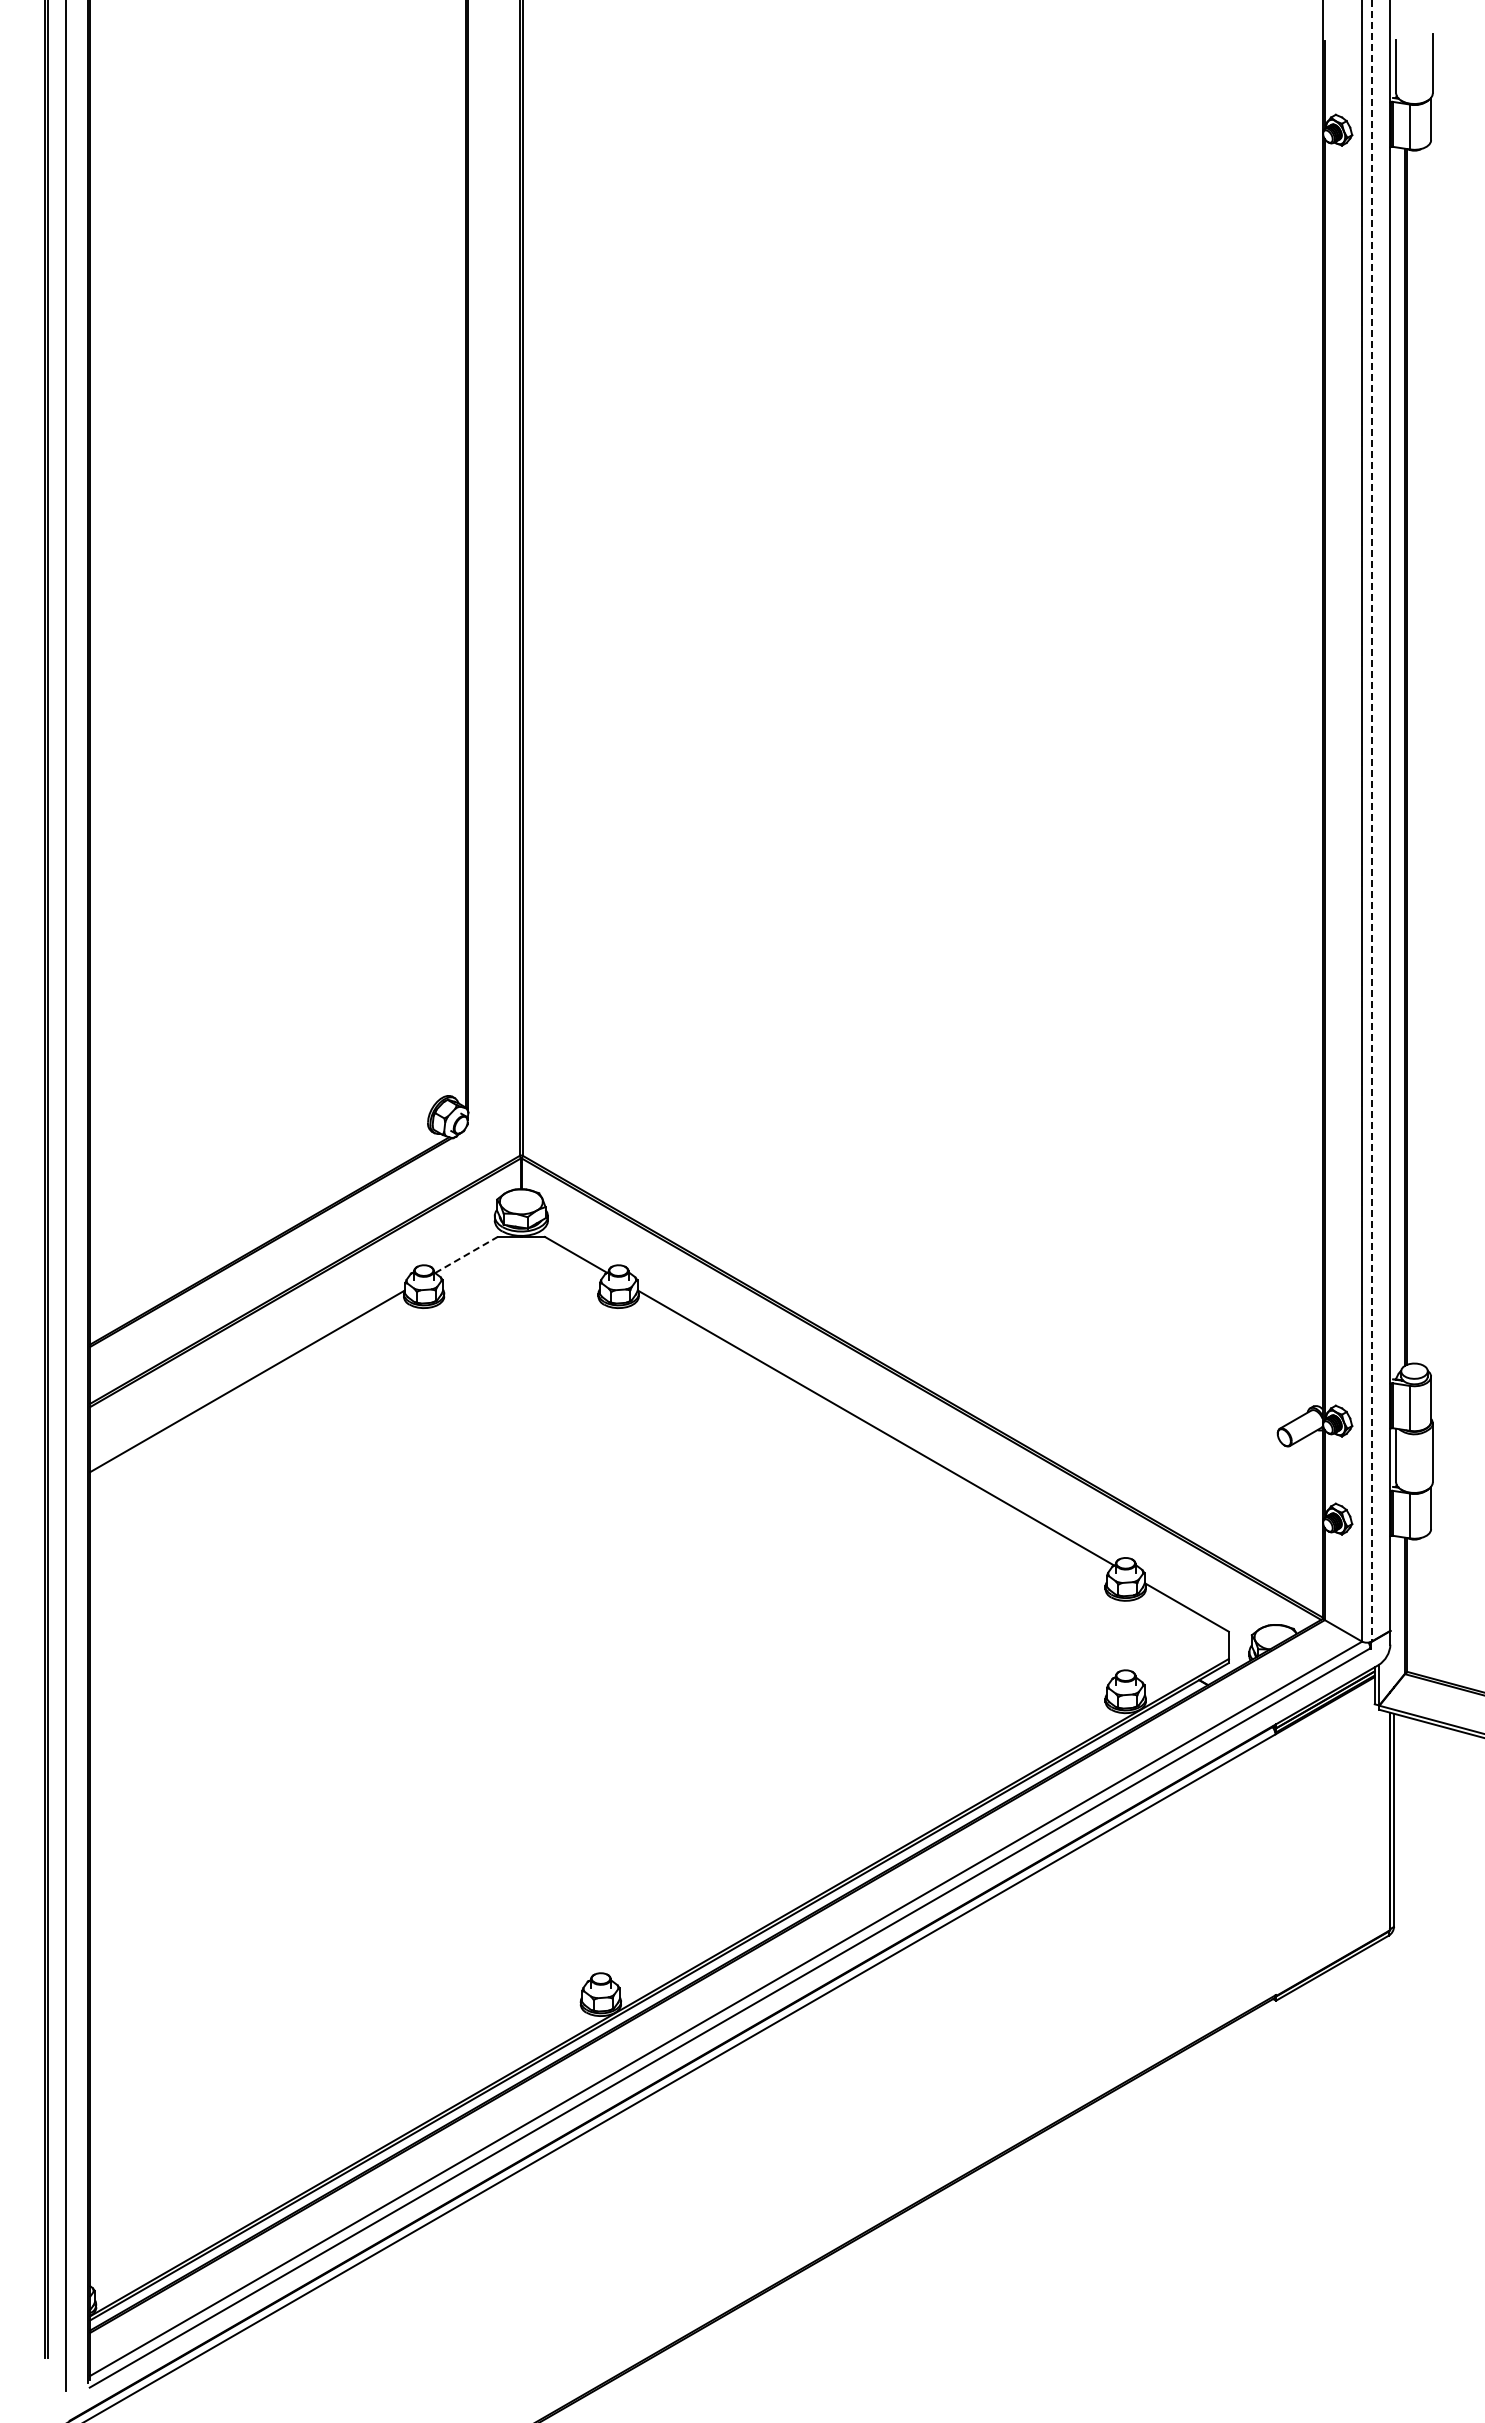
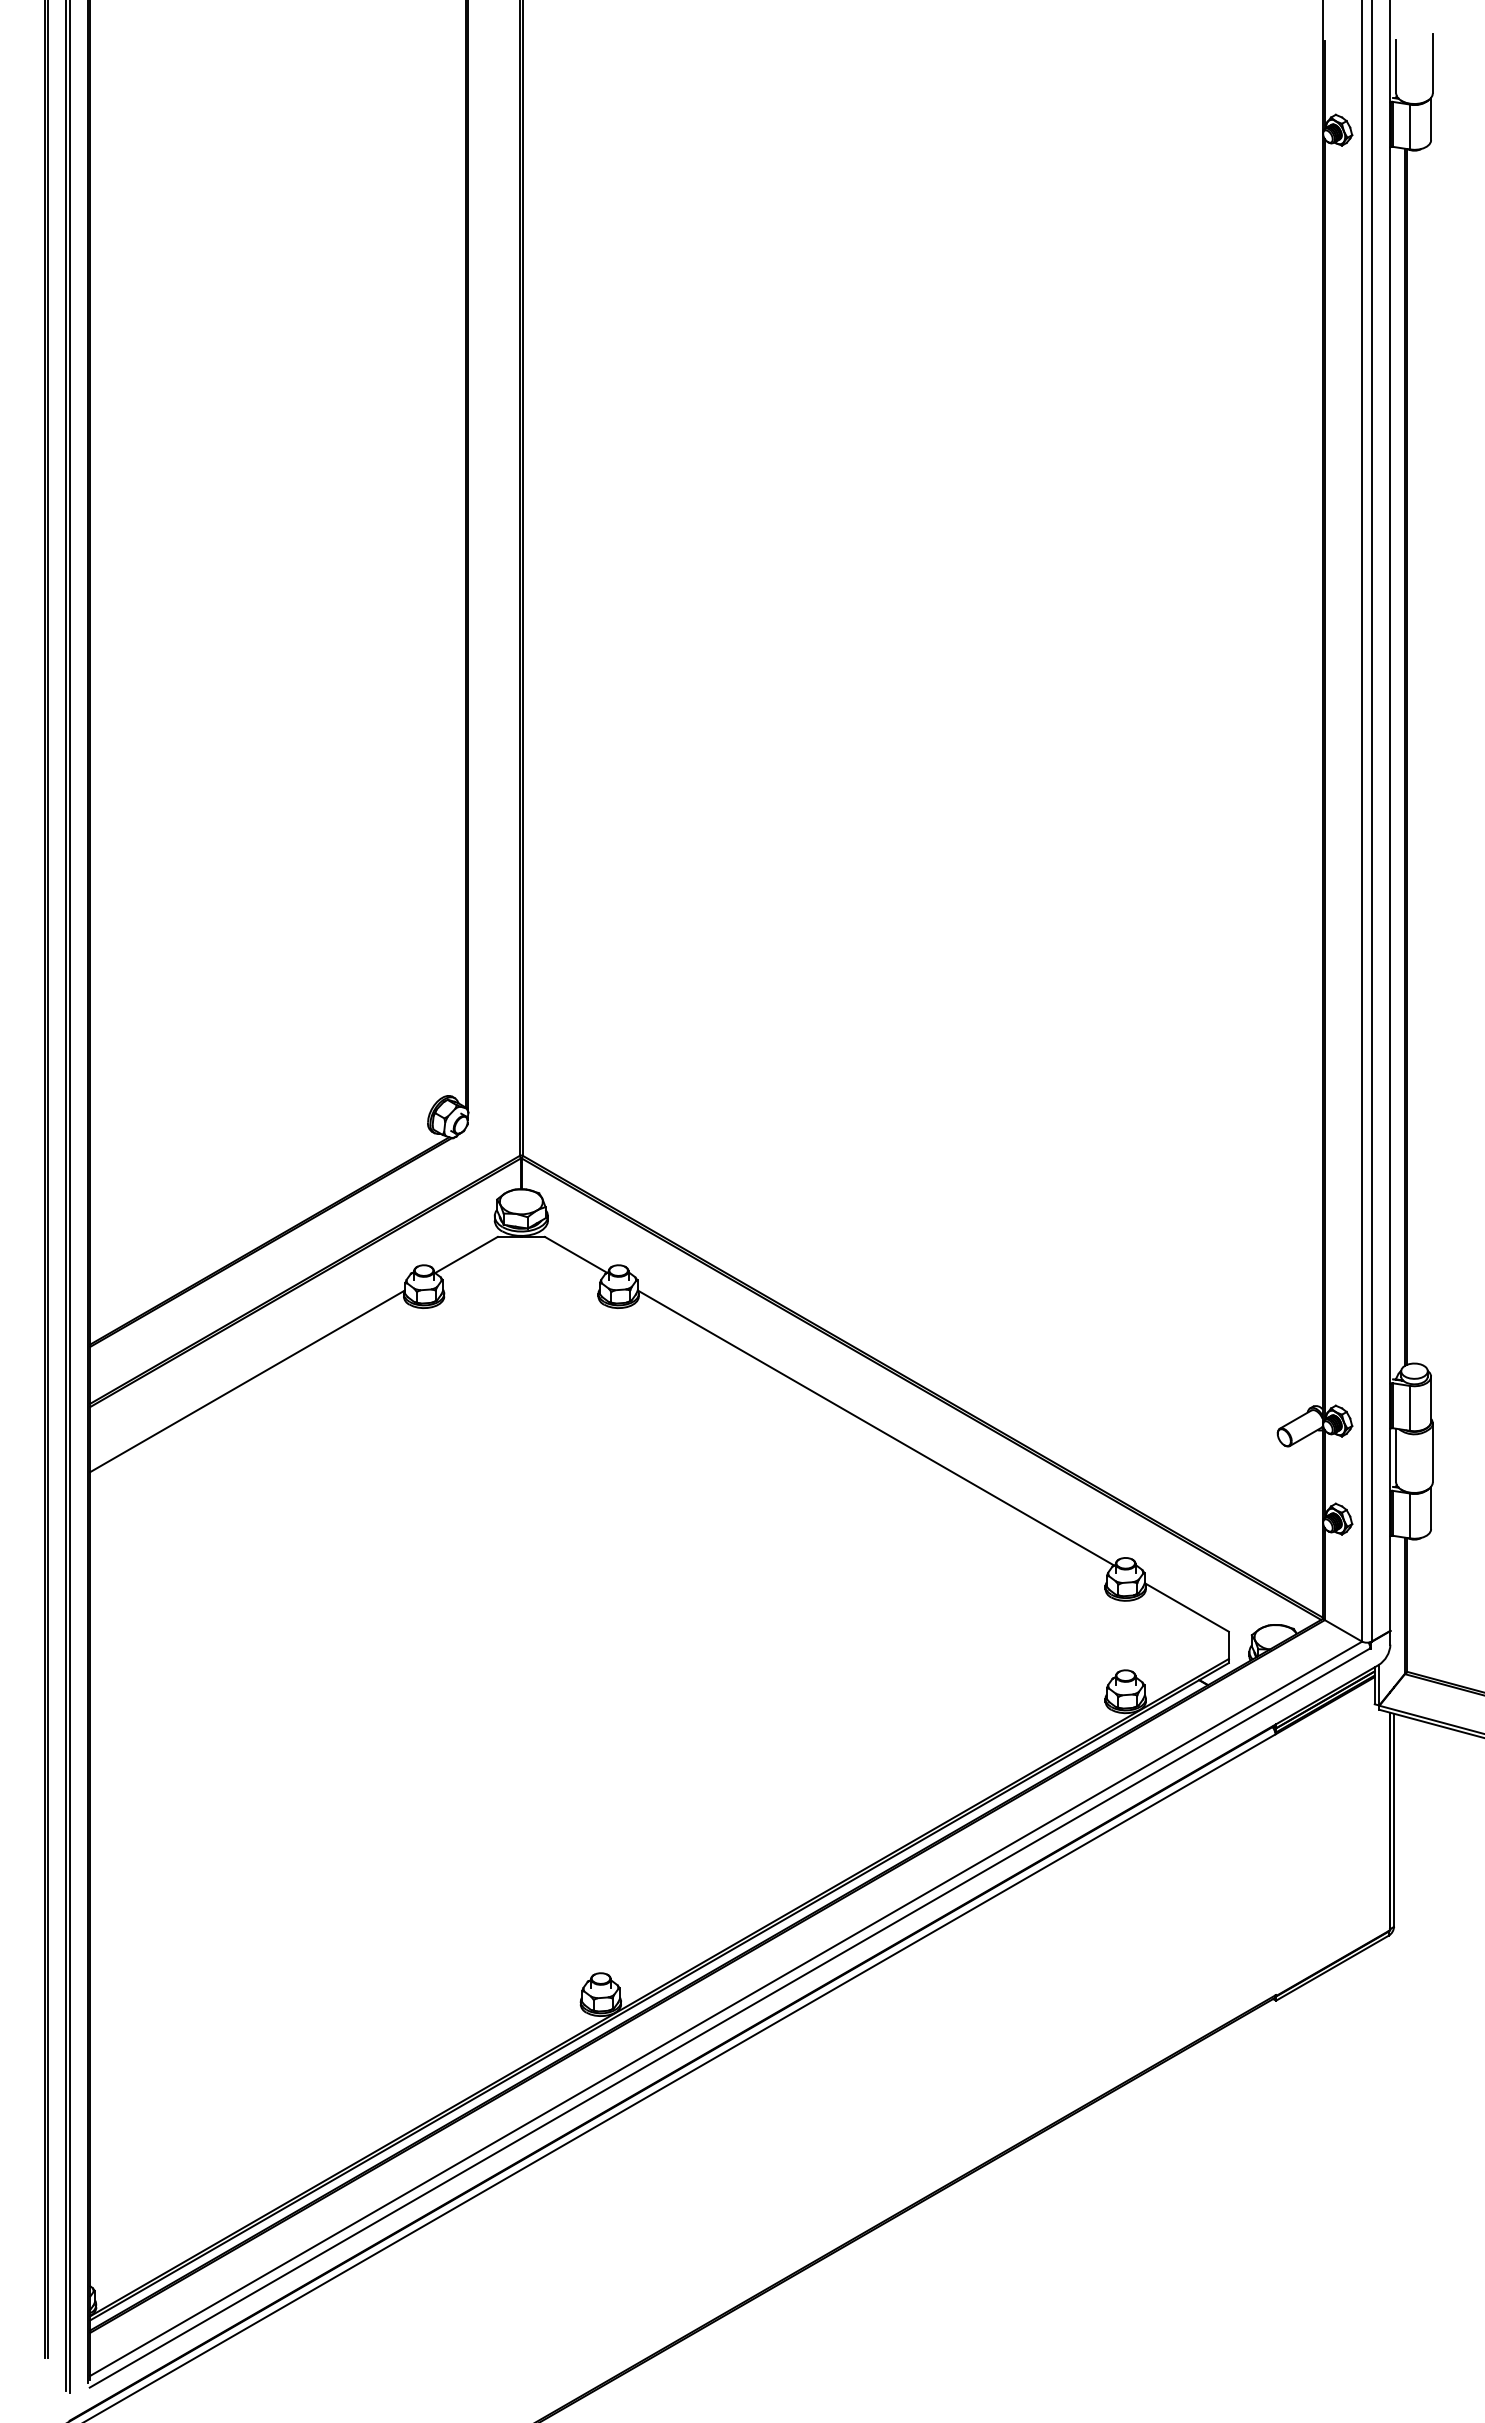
line: dashed -> solid (1371, 821)
line: none -> present (69, 1197)
line: dashed -> solid (466, 1254)
